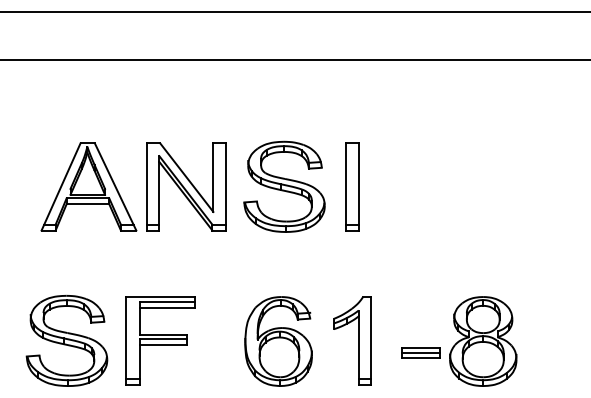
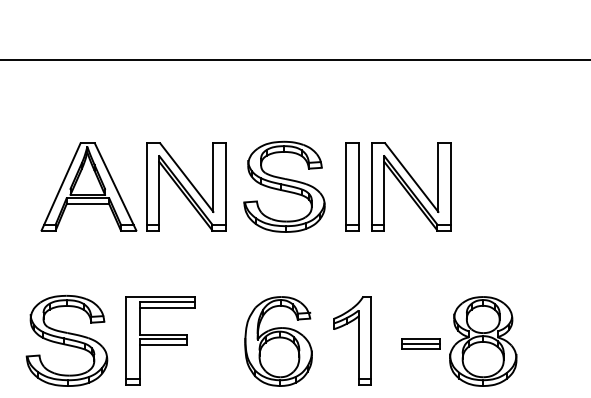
line: present -> none (294, 11)
part: none -> present (411, 186)
part position: (420, 352) -> (420, 343) (420, 343)
